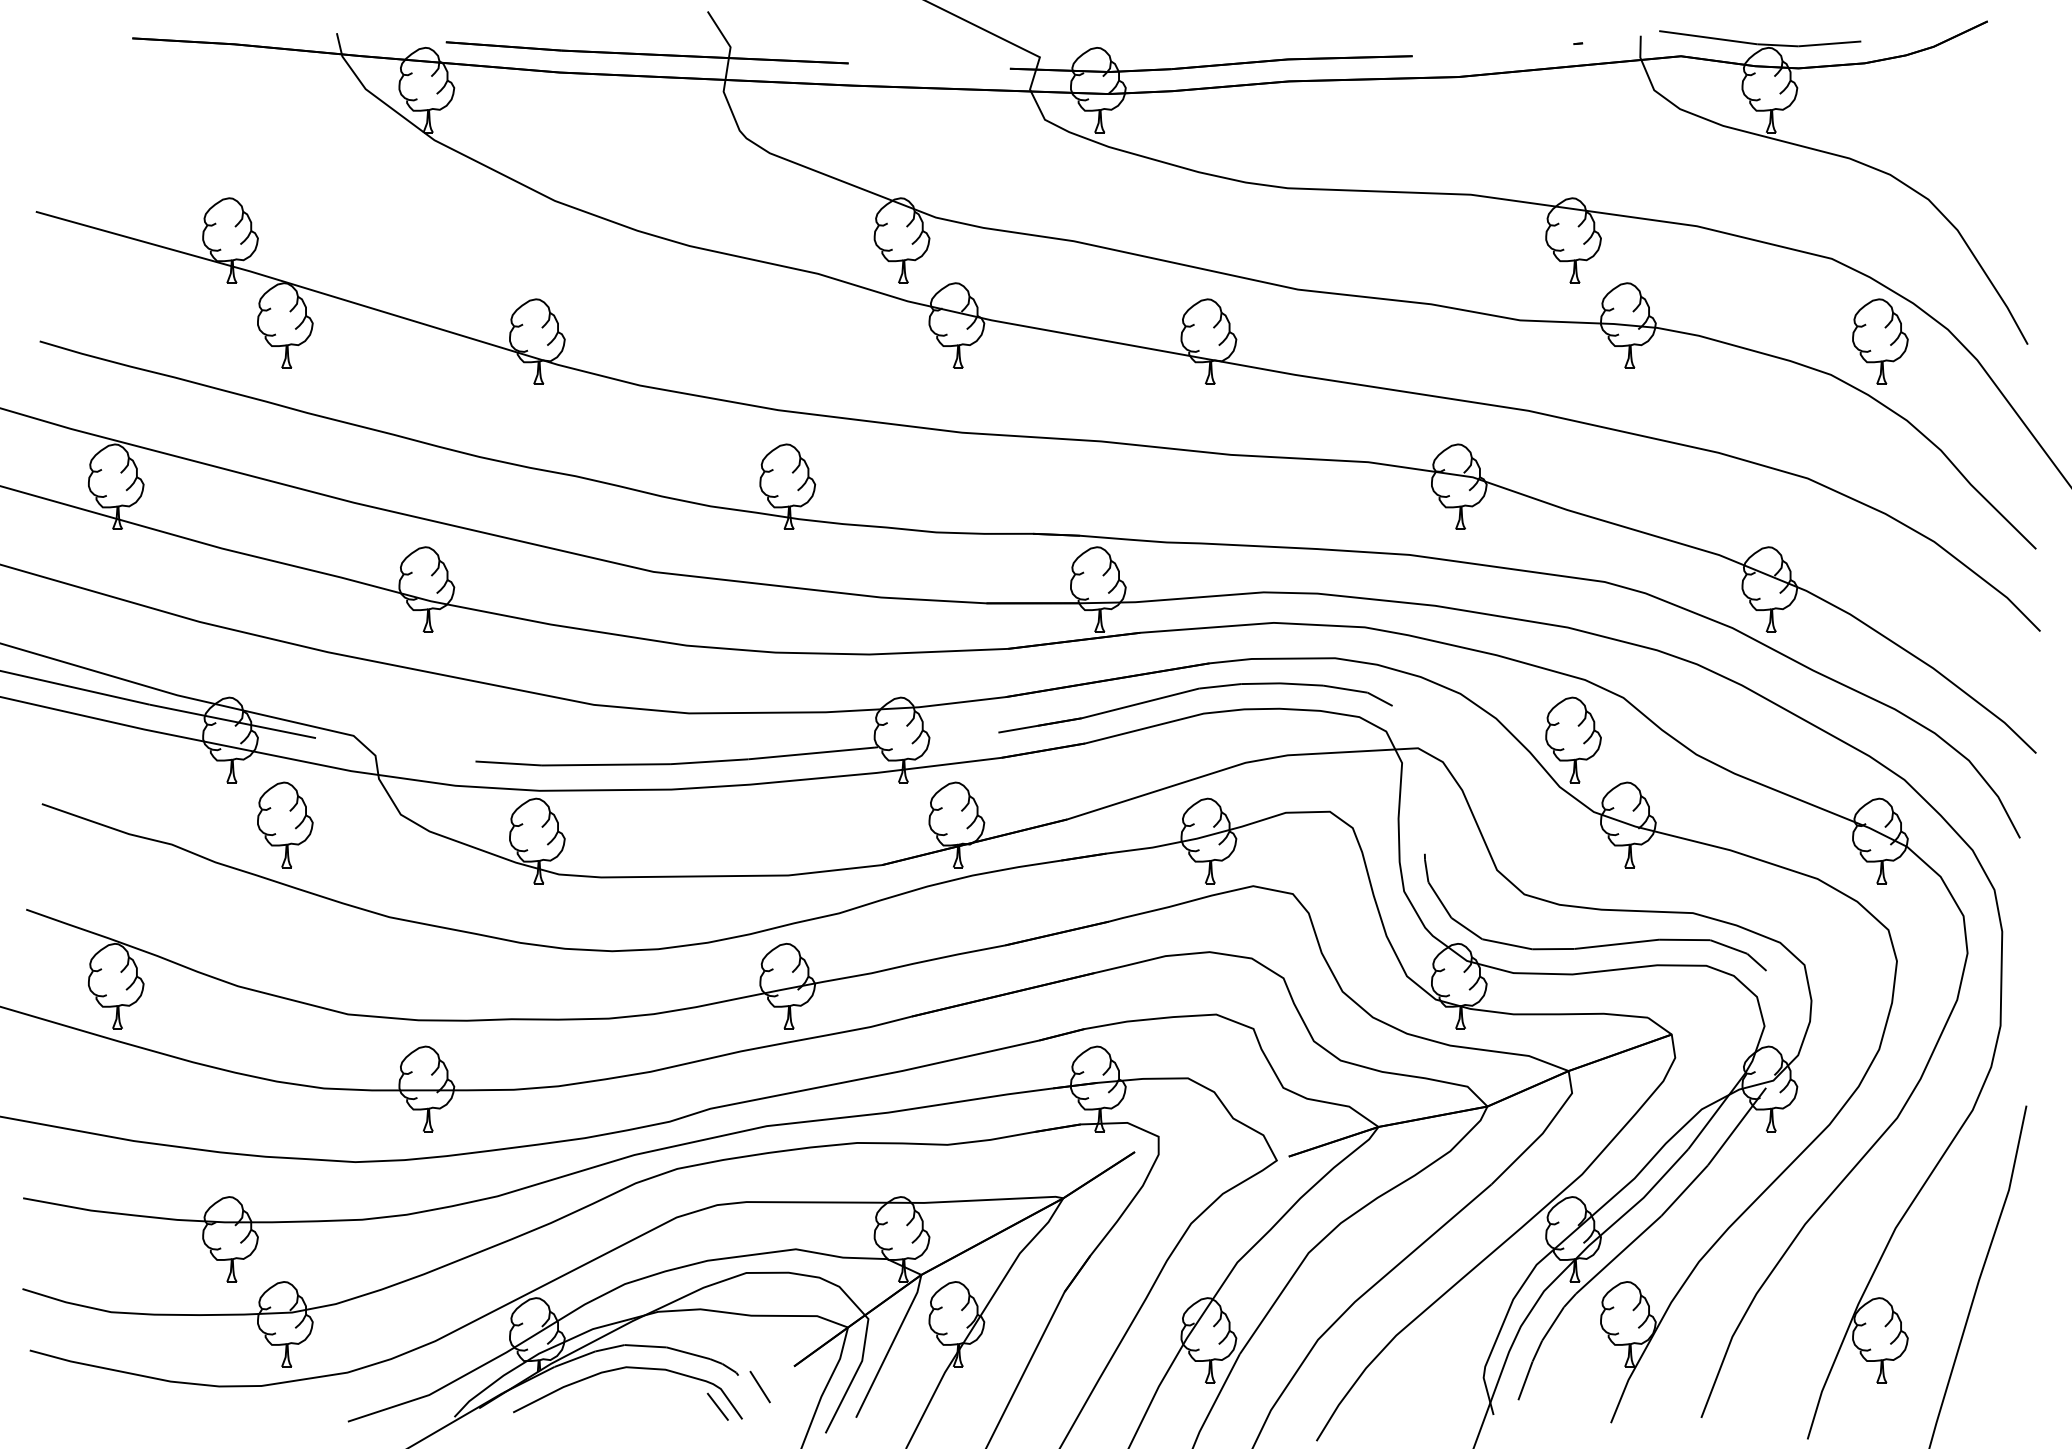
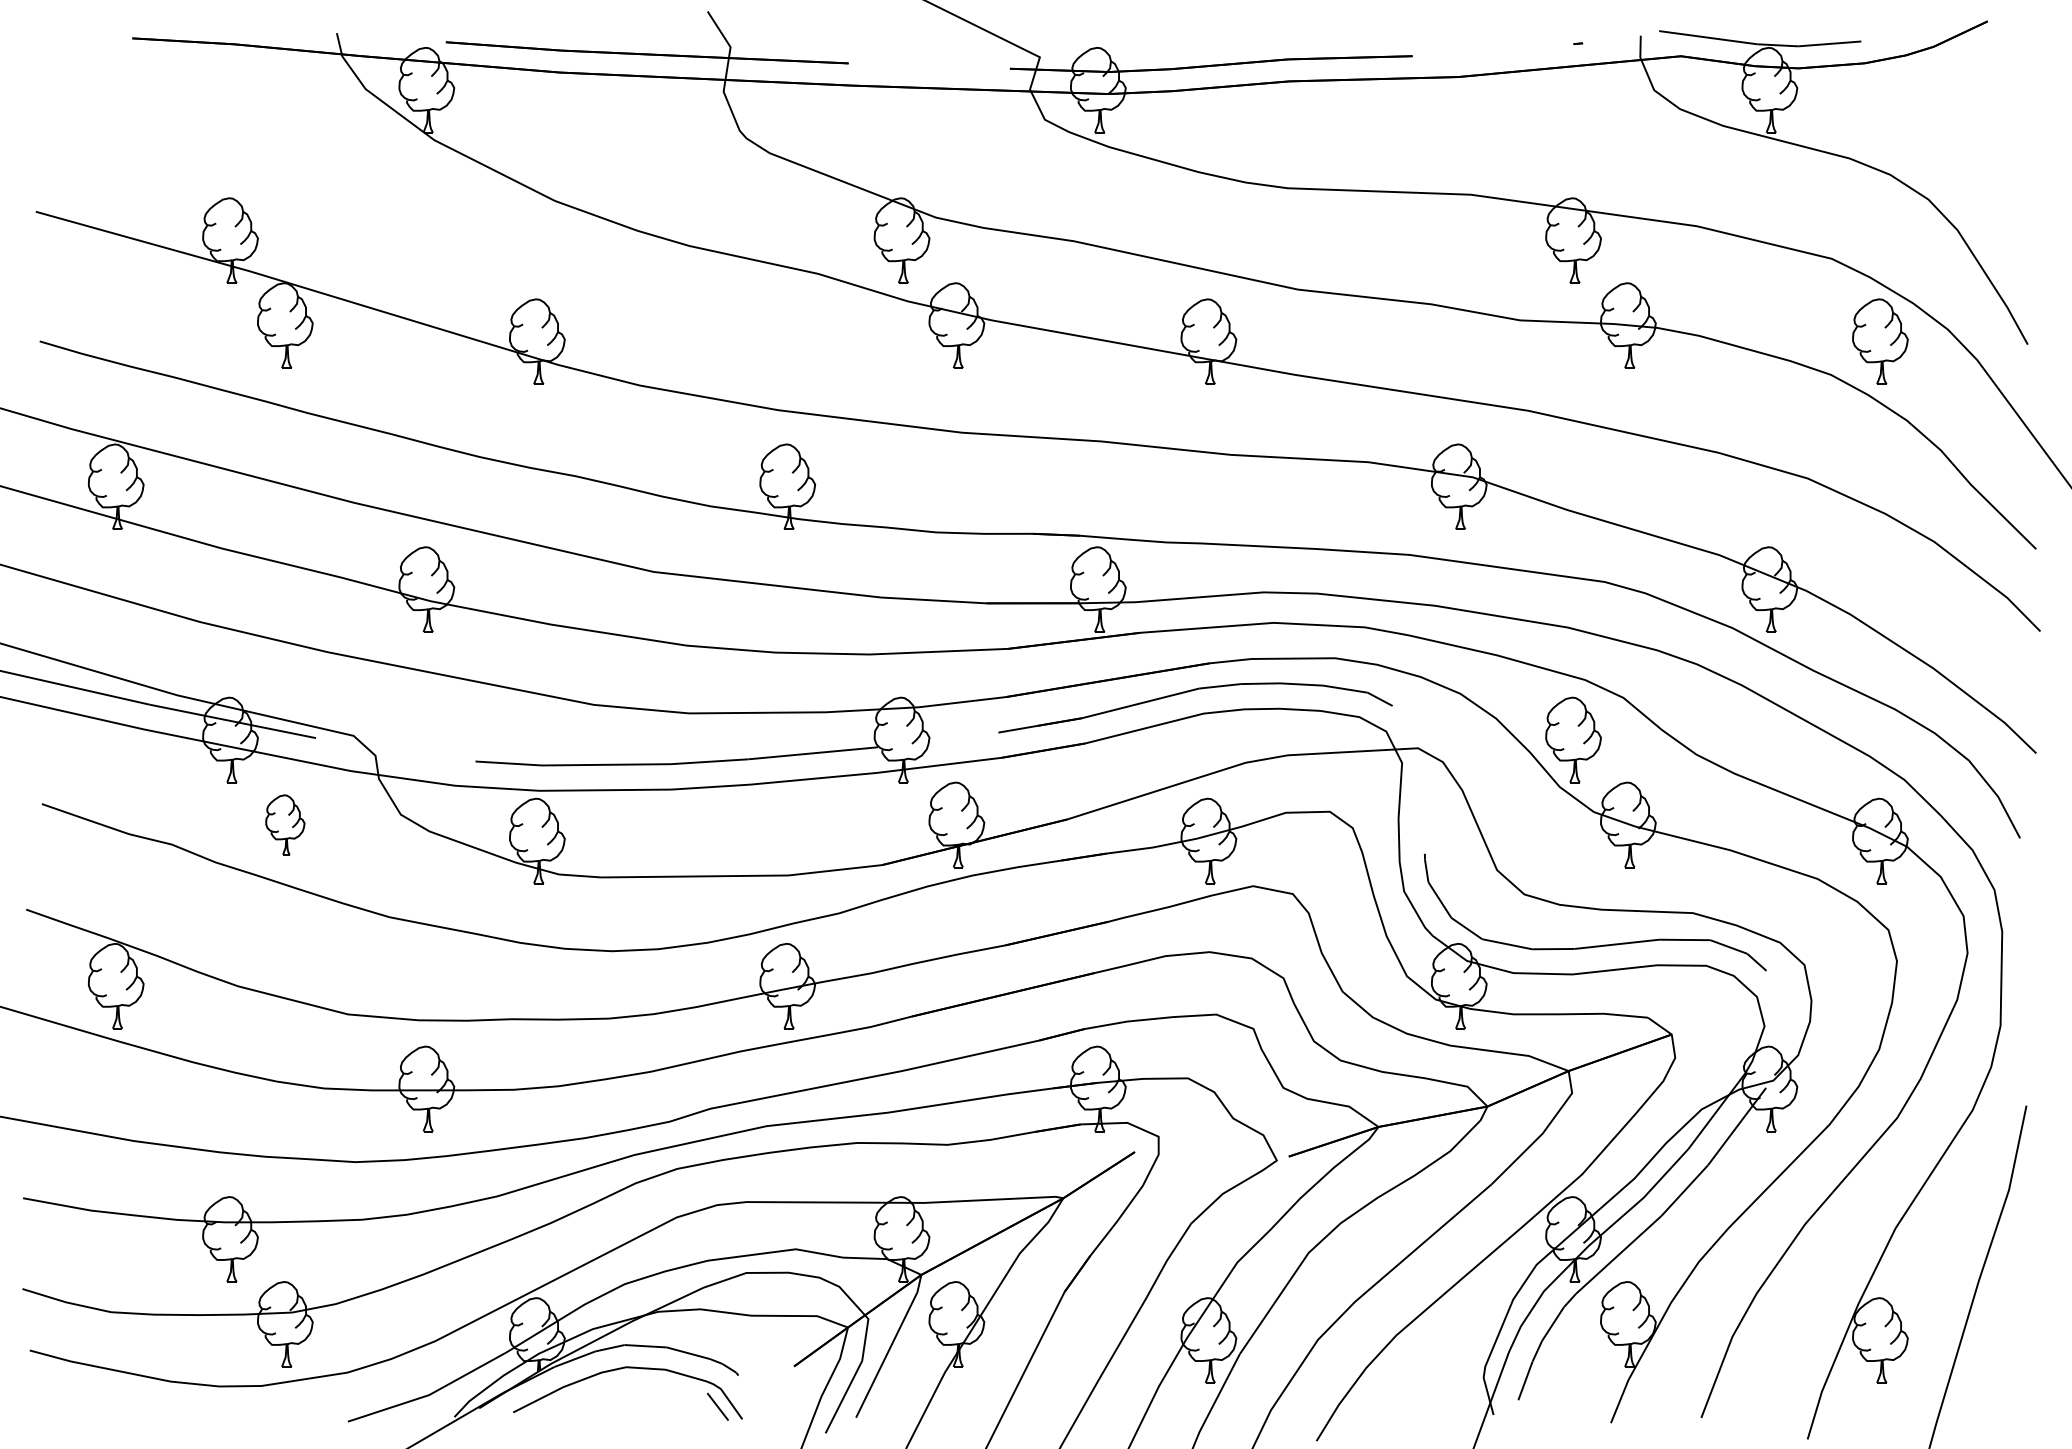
part size: 57x88 px -> 41x62 px (285, 824)
line: present -> none (759, 1386)
